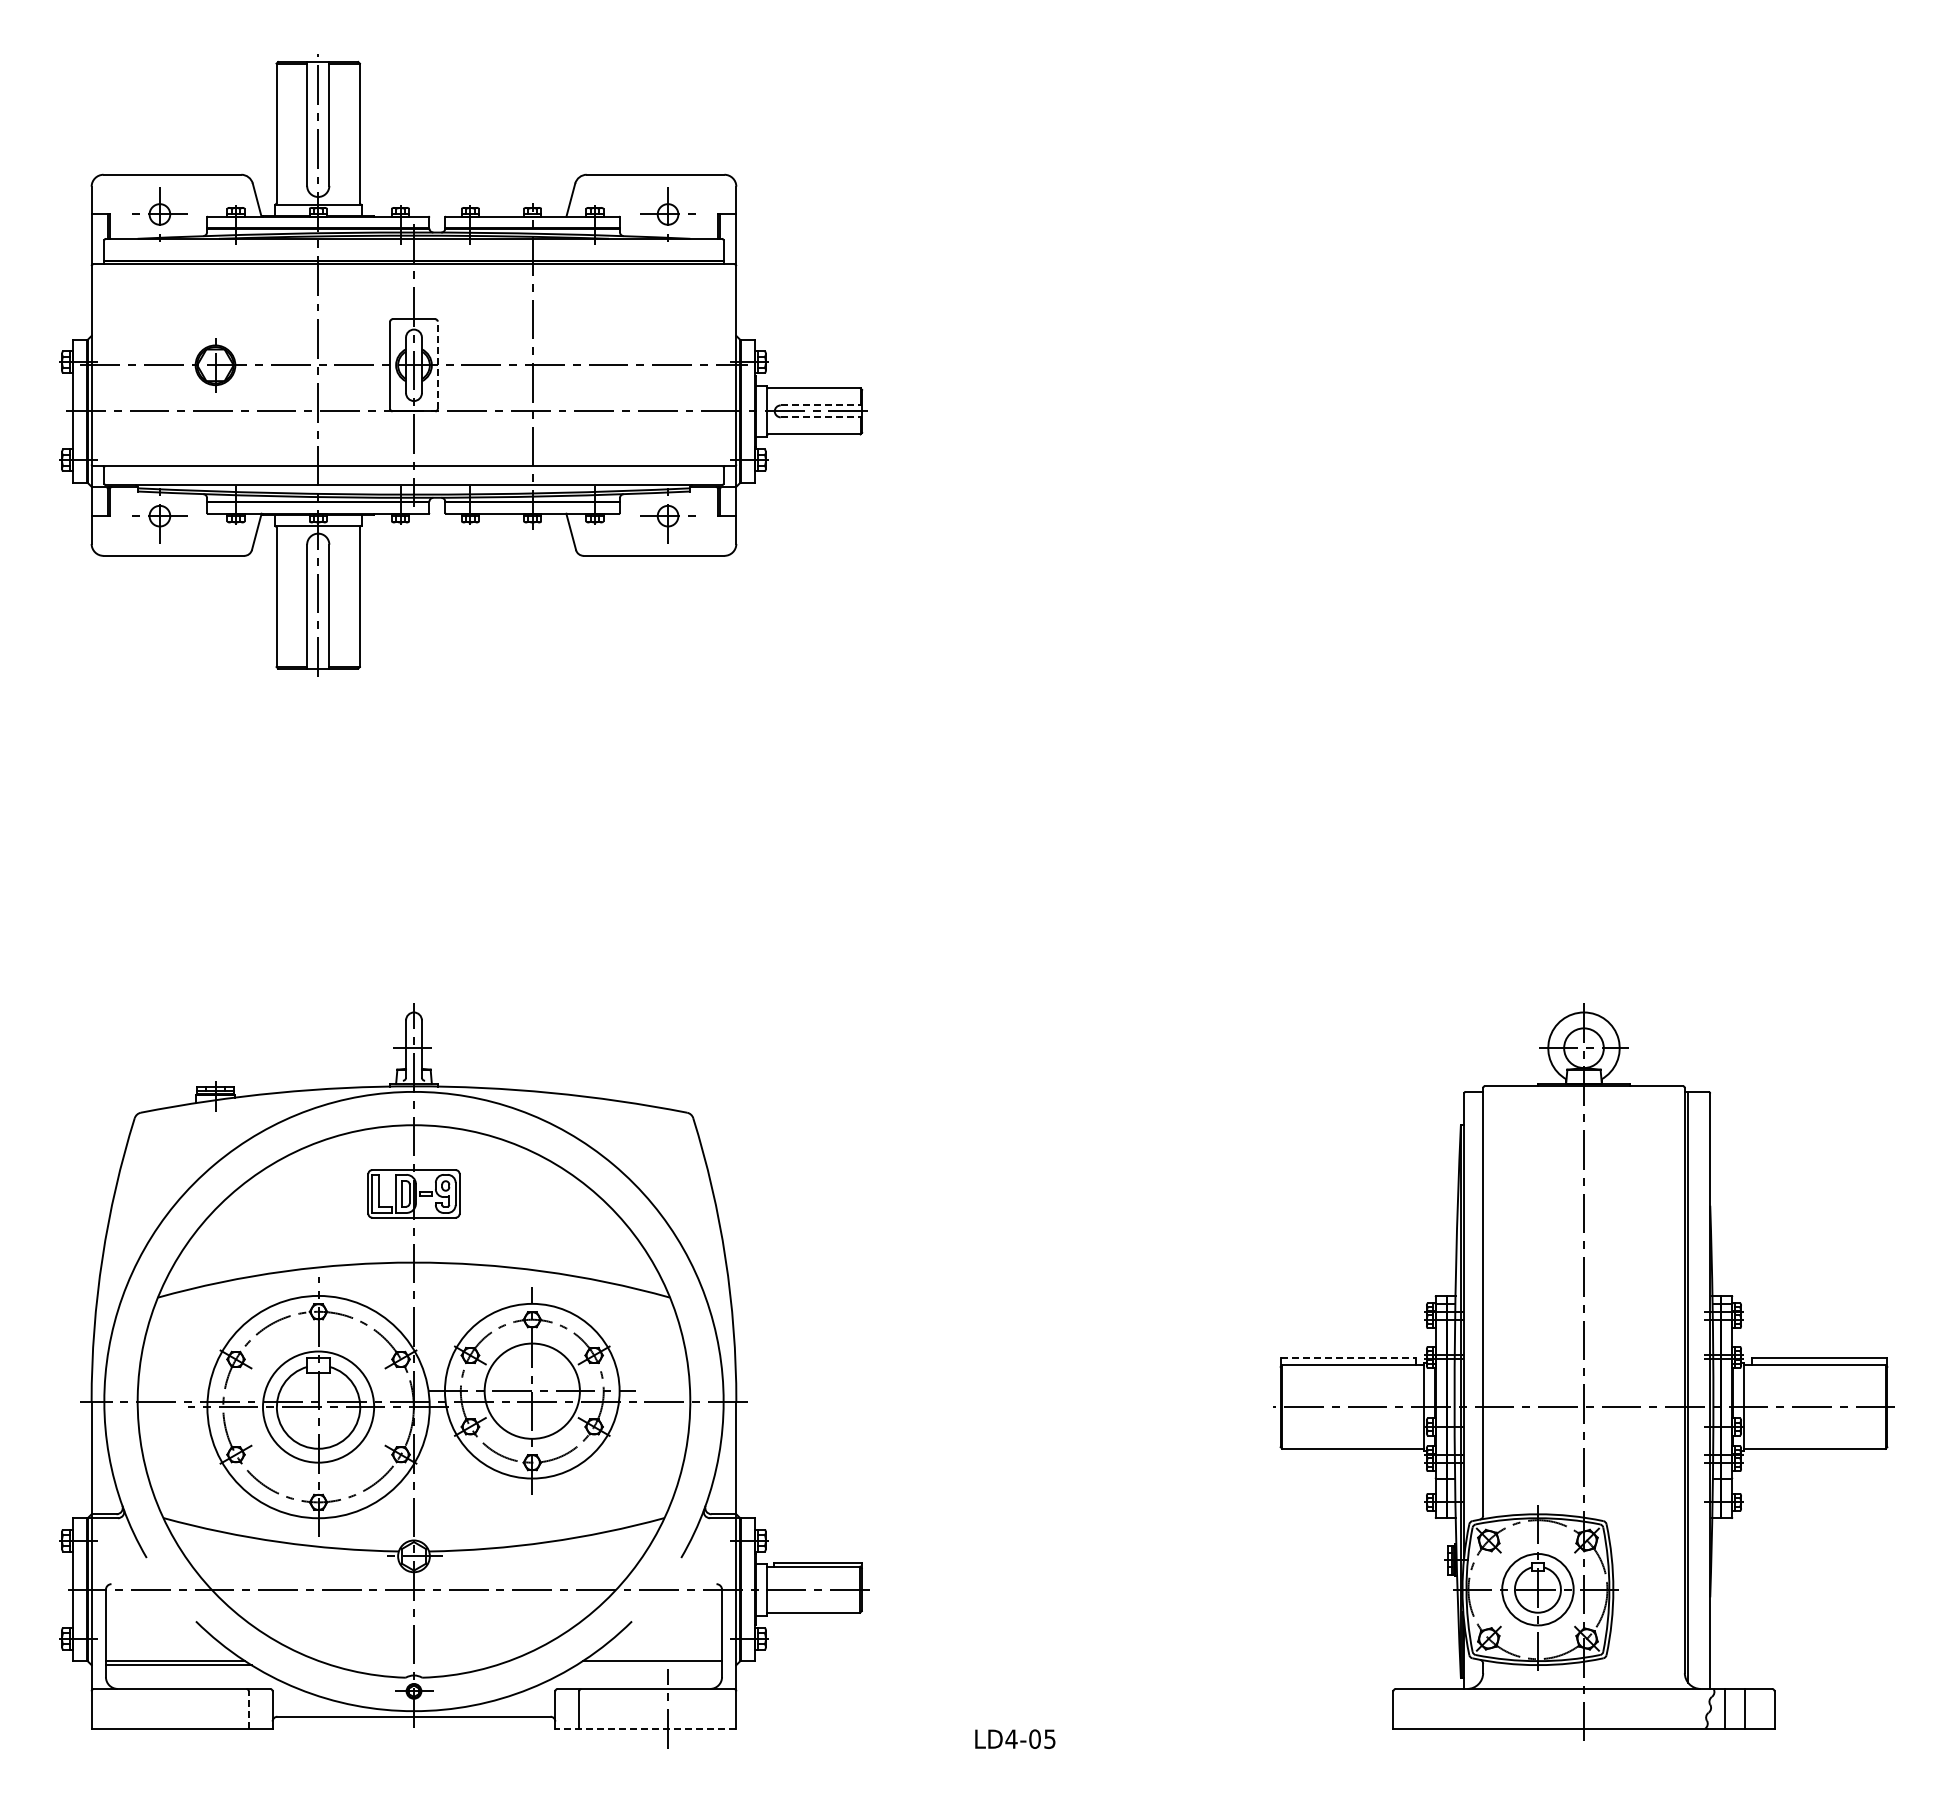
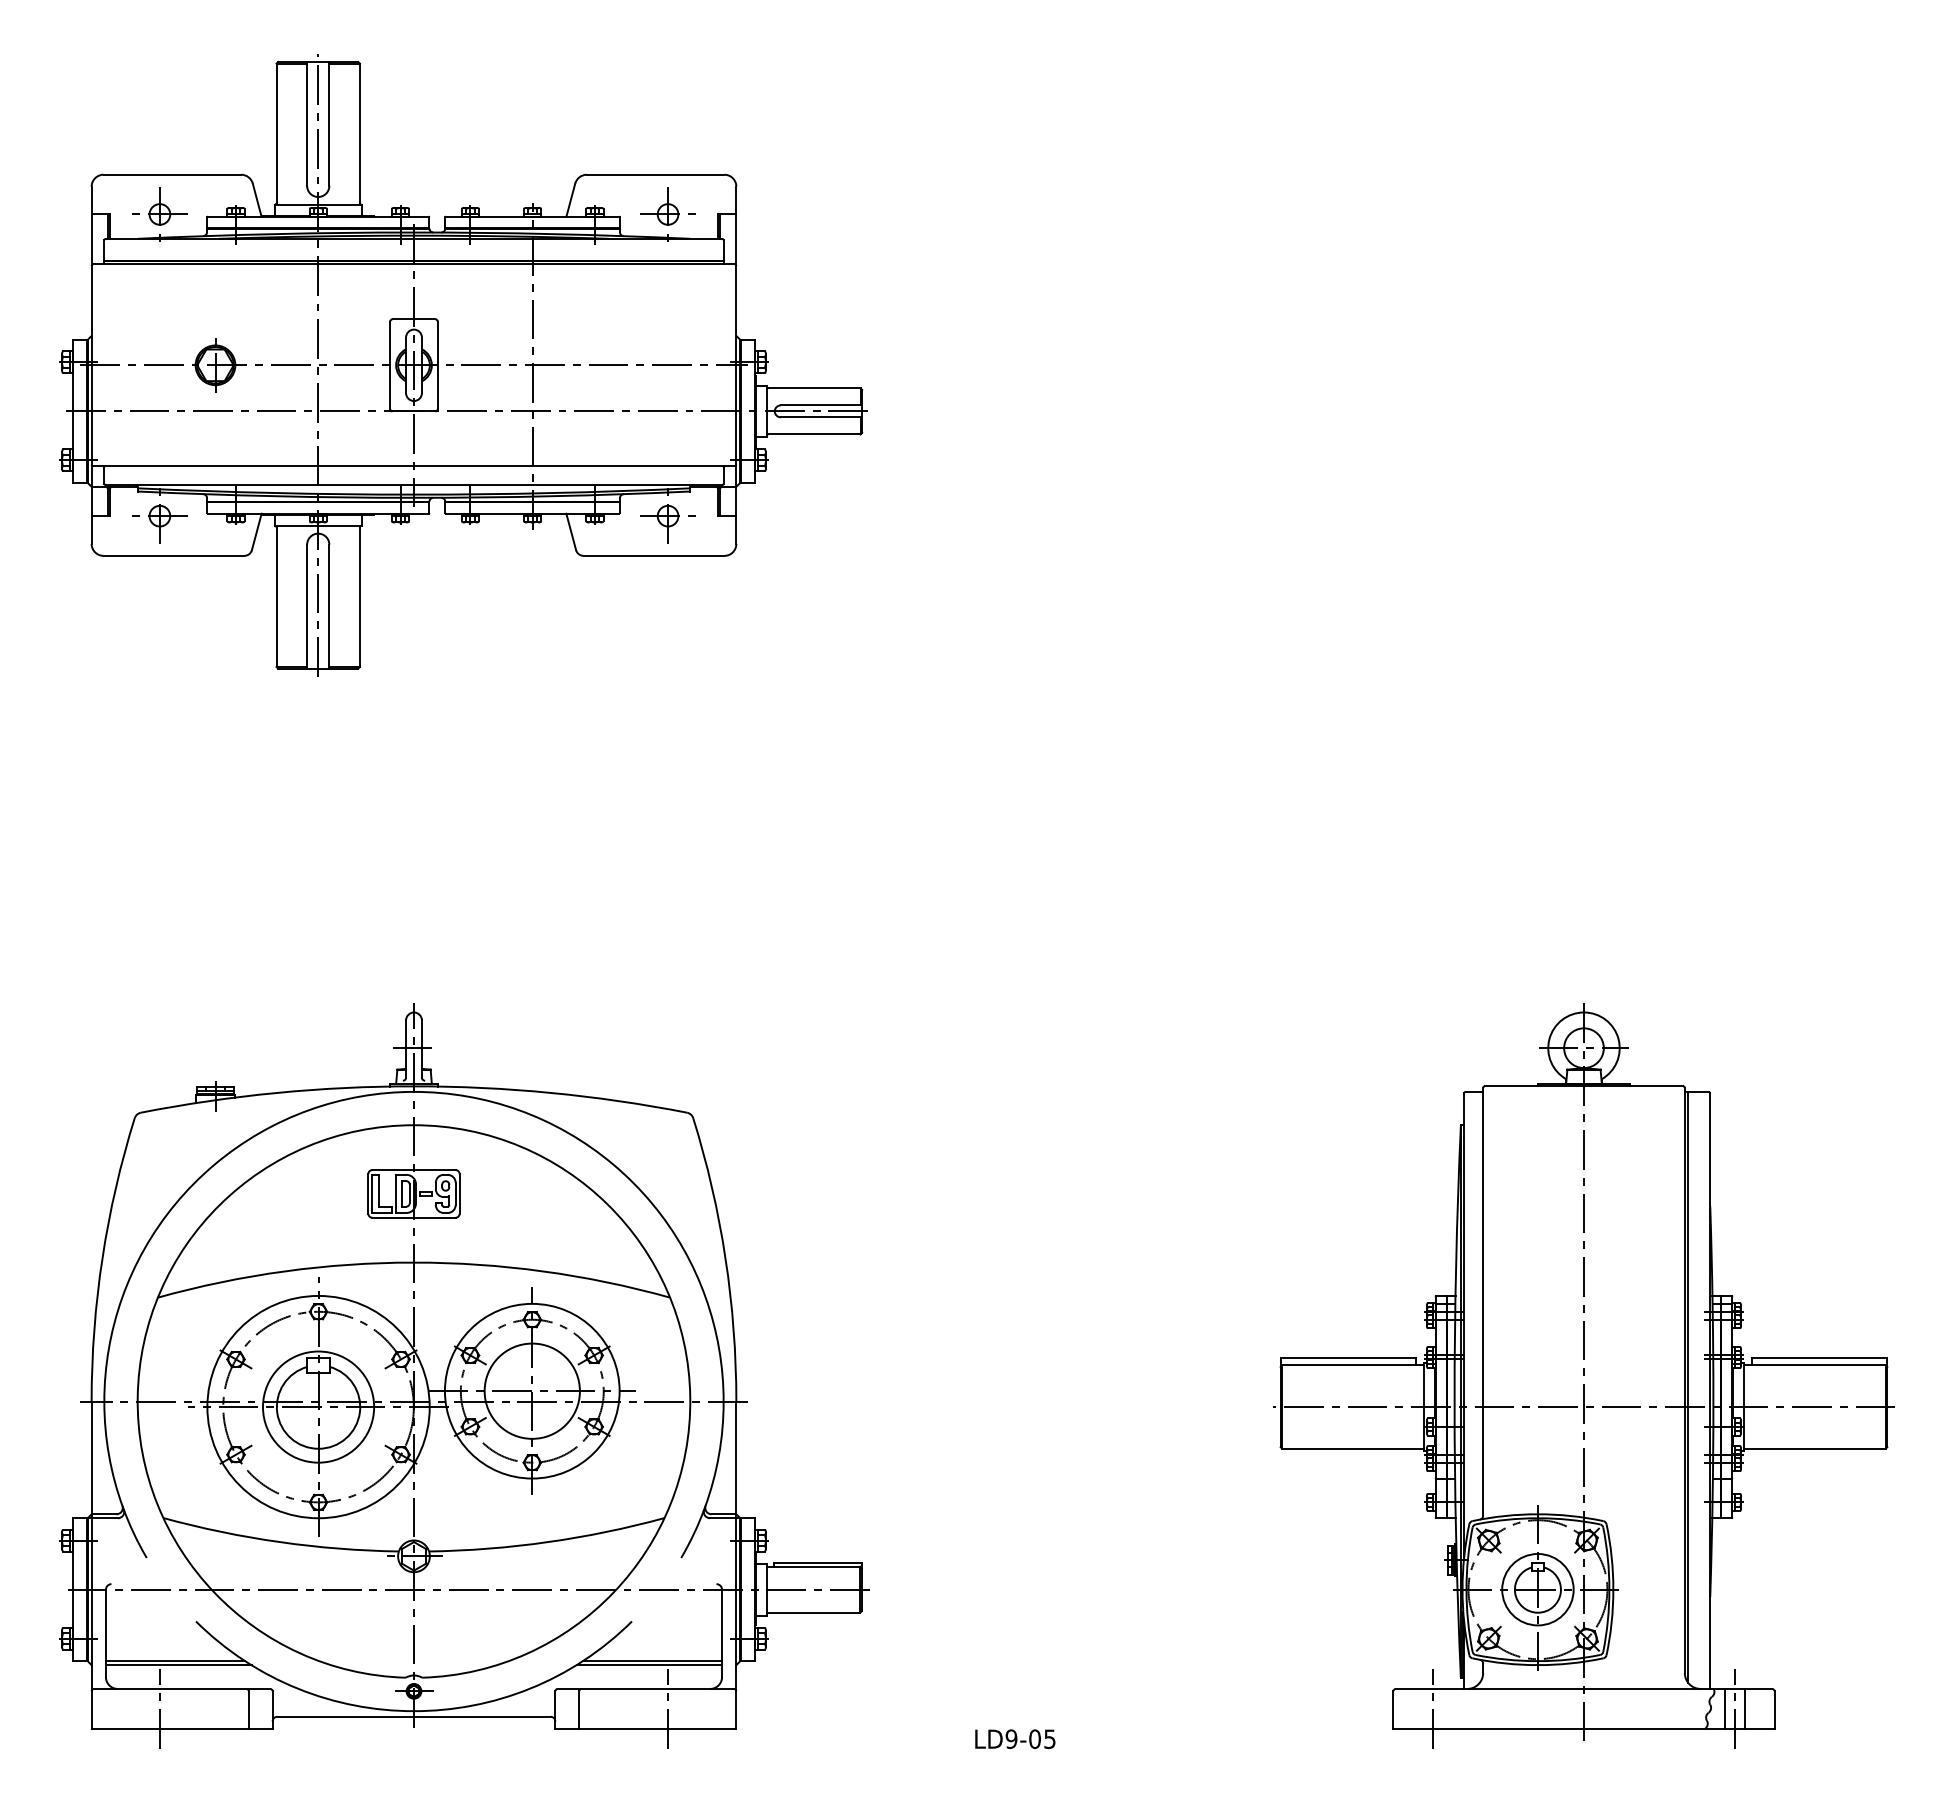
line: dashed -> solid (437, 365)
line: dashed -> solid (821, 405)
line: dashed -> solid (821, 417)
line: dashed -> solid (1348, 1358)
line: none -> present (649, 1665)
line: none -> present (159, 1708)
line: none -> present (1433, 1708)
line: none -> present (1734, 1708)
line: dashed -> solid (248, 1710)
line: dashed -> solid (645, 1728)
text: LD4-05 -> LD9-05 (1011, 1738)
